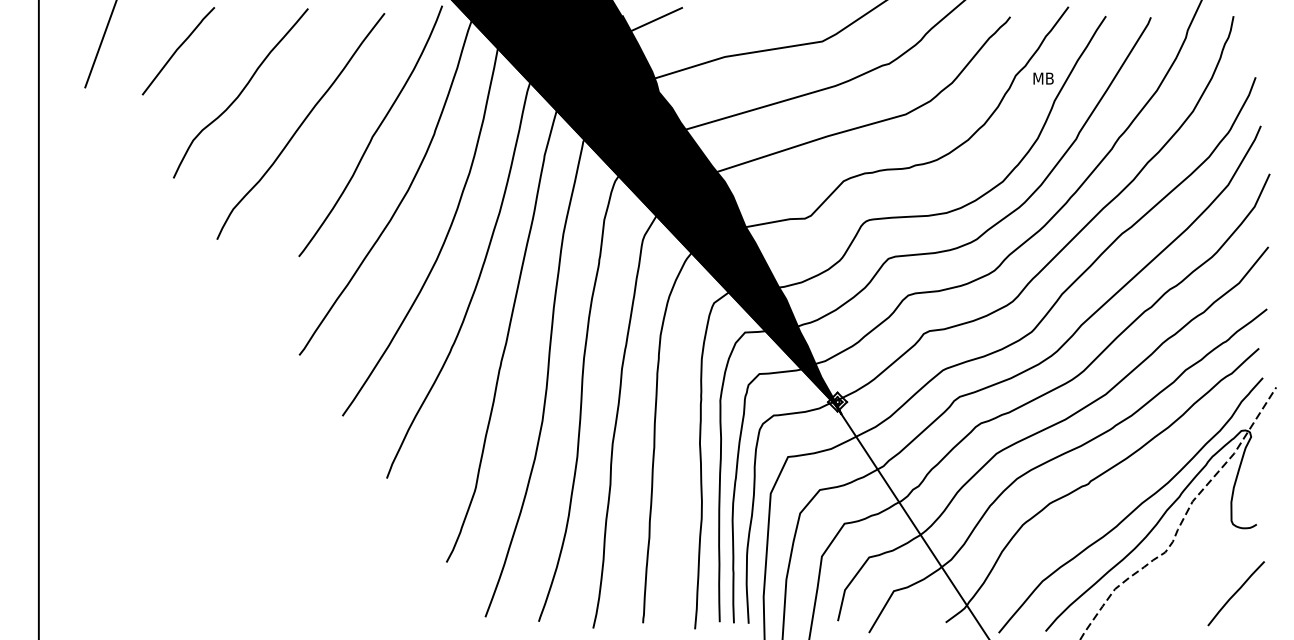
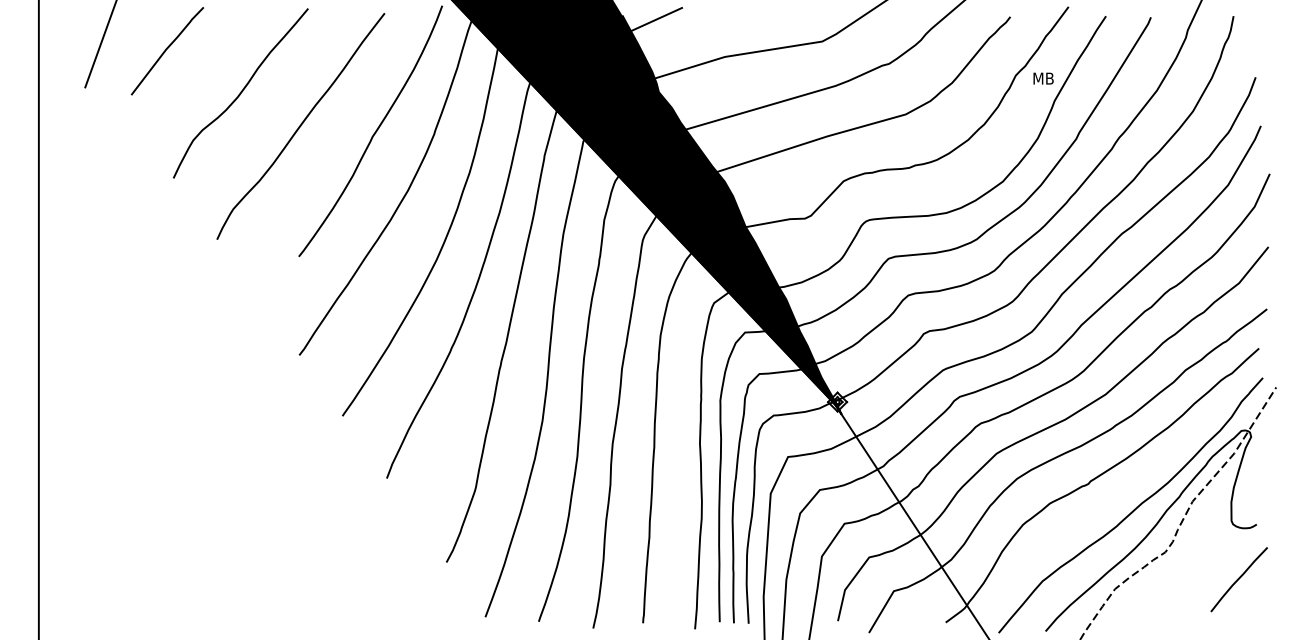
curve position: (177, 50) -> (166, 50) (166, 50)
curve position: (1235, 593) -> (1238, 579) (1238, 579)
